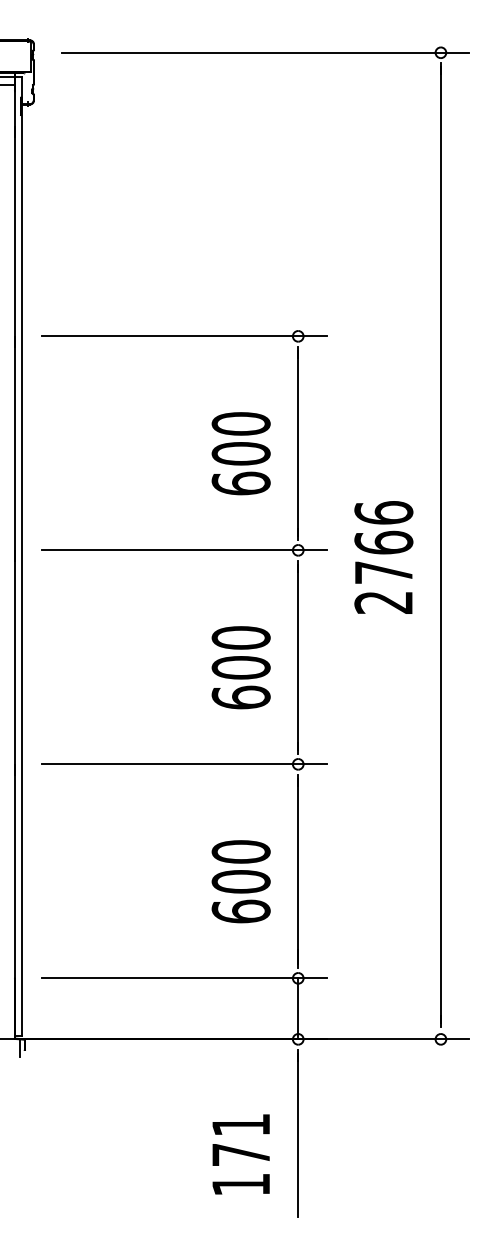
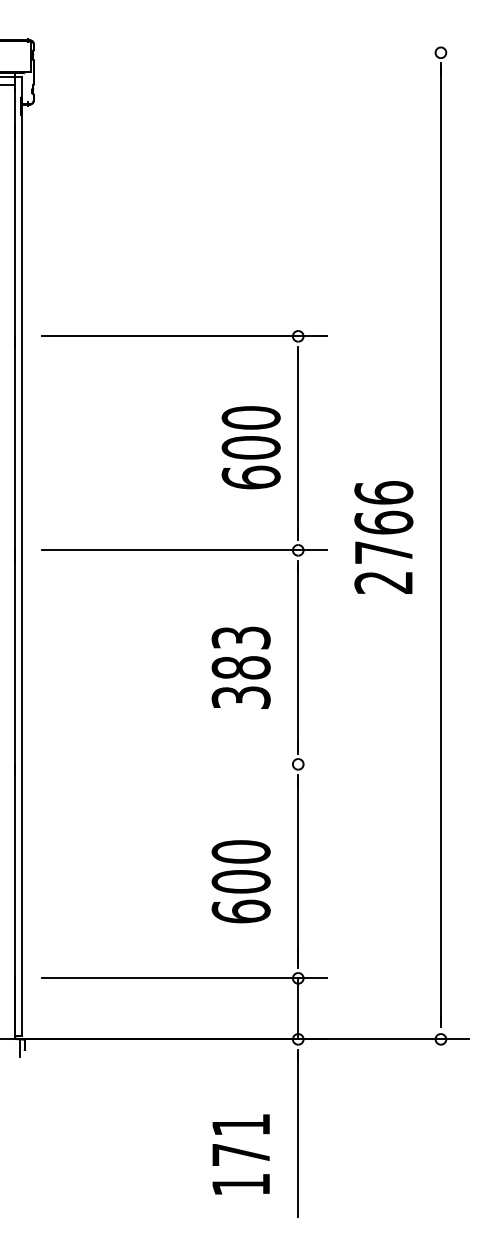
line: present -> none (265, 52)
text position: (240, 453) -> (250, 447) (250, 447)
text position: (383, 557) -> (383, 537) (383, 537)
text: 600 -> 383 (240, 667)
line: present -> none (183, 764)
